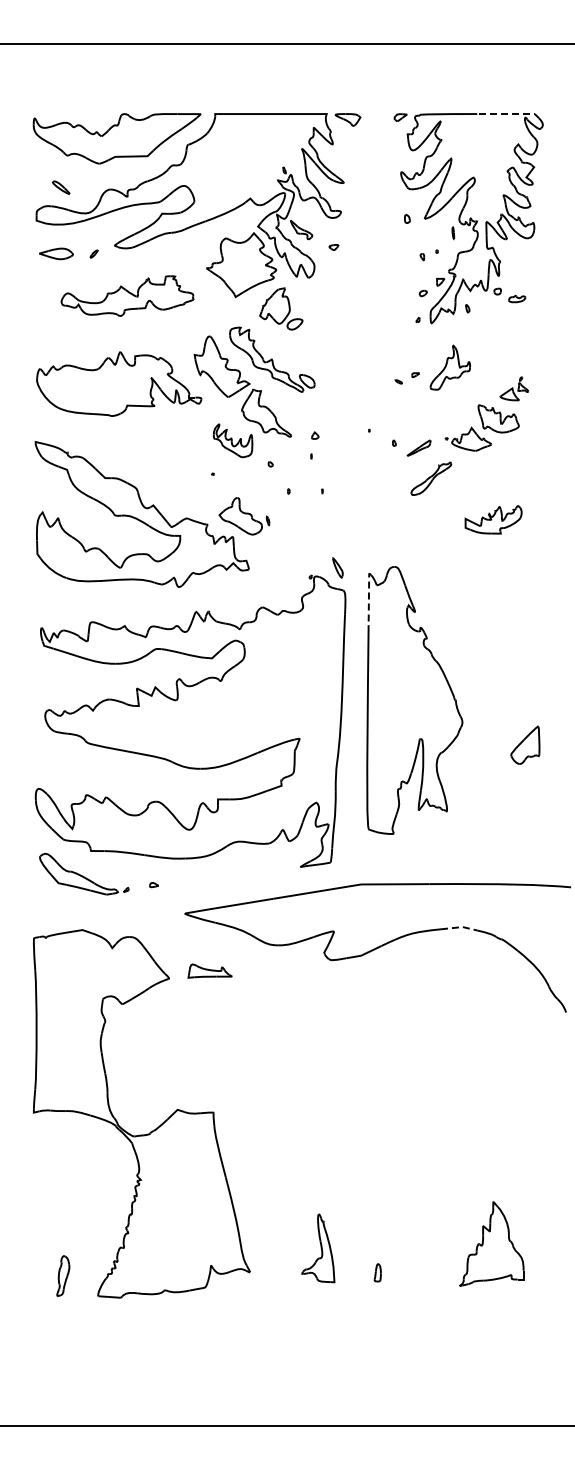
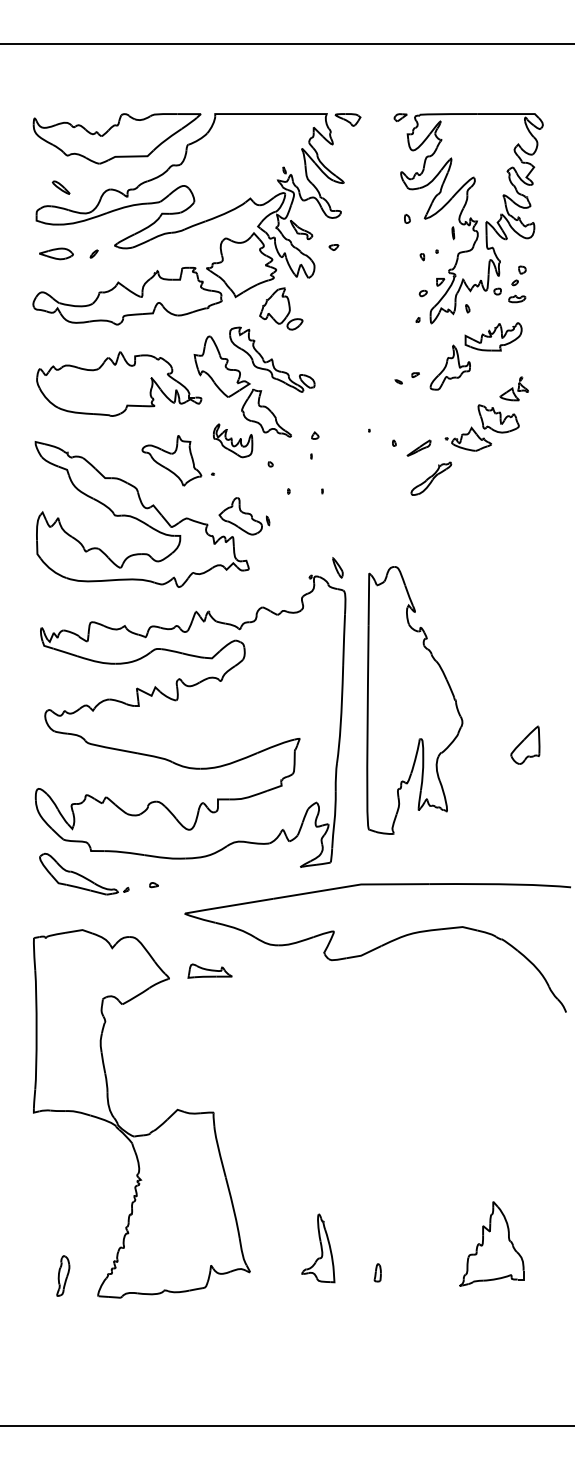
line: dashed -> solid (509, 114)
part: none -> present (518, 275)
part size: 135x42 px -> 191x60 px (127, 295)
part: none -> present (171, 460)
part position: (493, 519) -> (493, 336) (493, 336)
line: dashed -> solid (368, 597)
line: dashed -> solid (460, 927)
